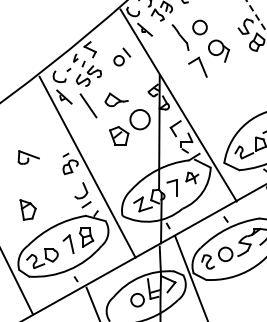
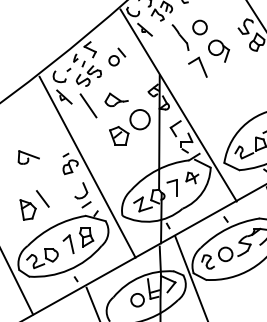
line: dashed -> solid (256, 16)
part position: (122, 56) -> (117, 56) (117, 56)
line: none -> present (42, 198)
